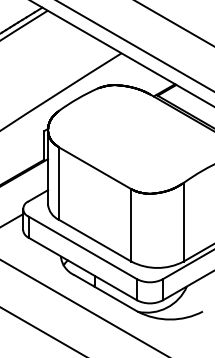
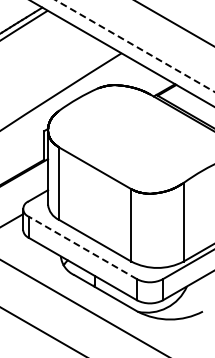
line: solid -> dashed (135, 46)
line: solid -> dashed (82, 247)
